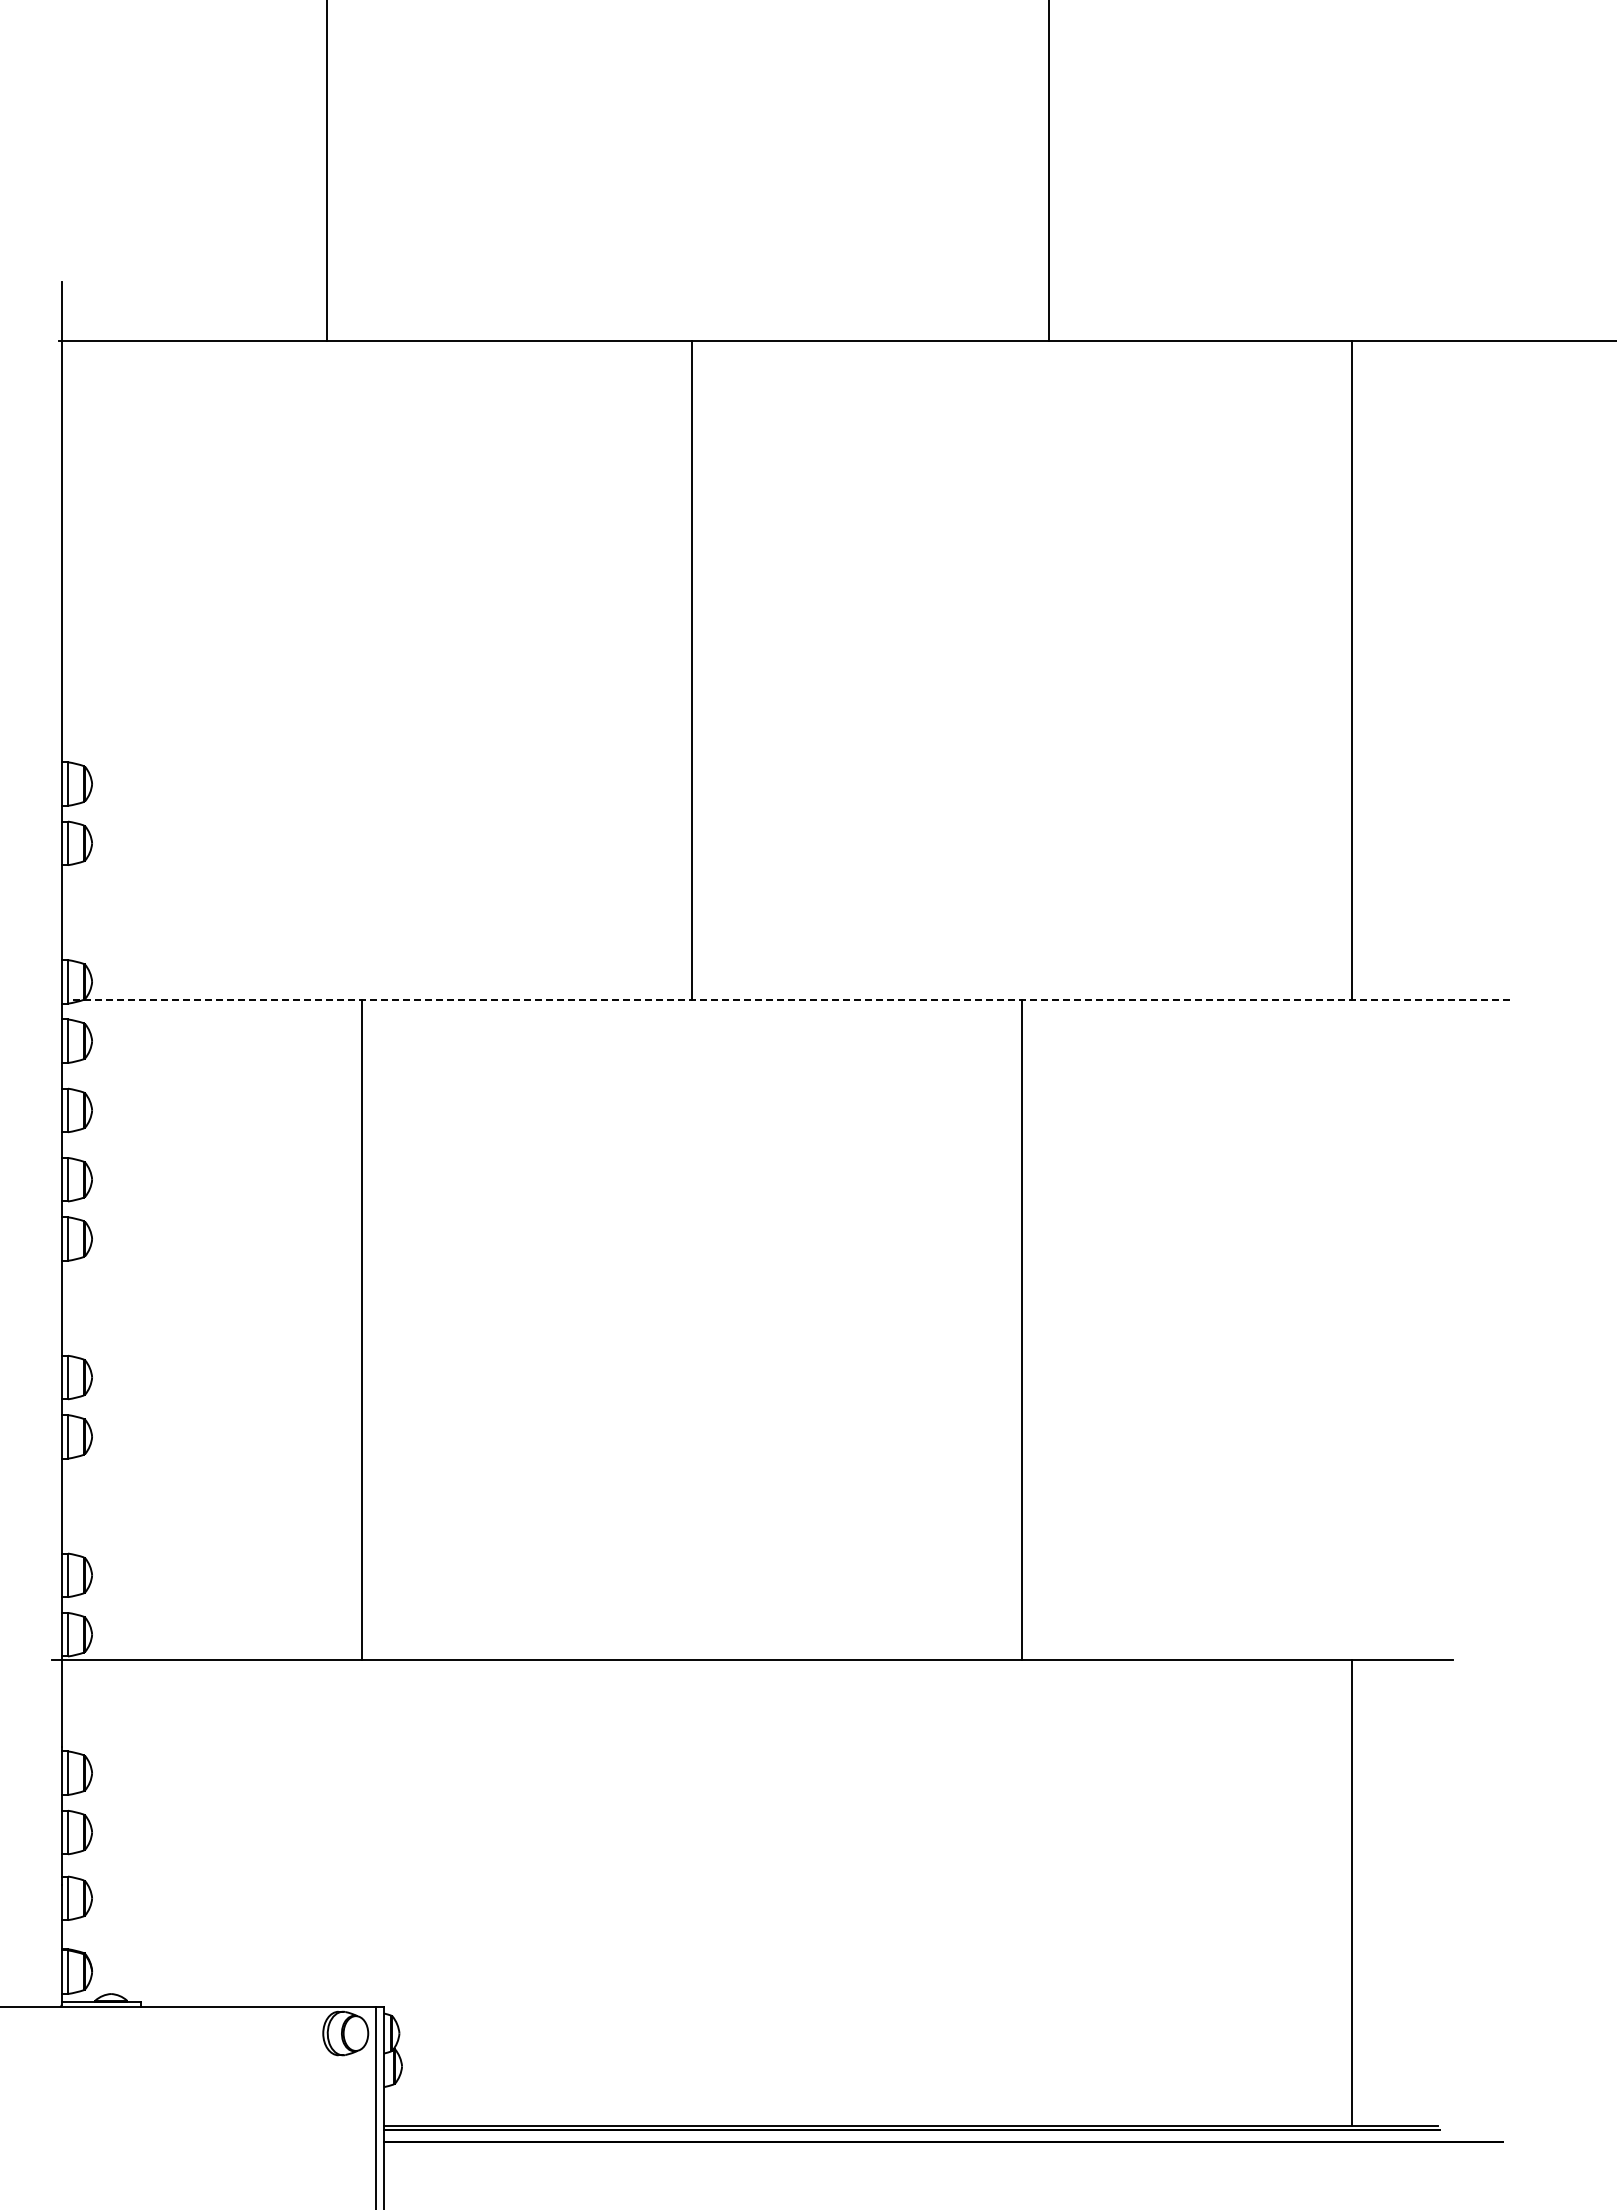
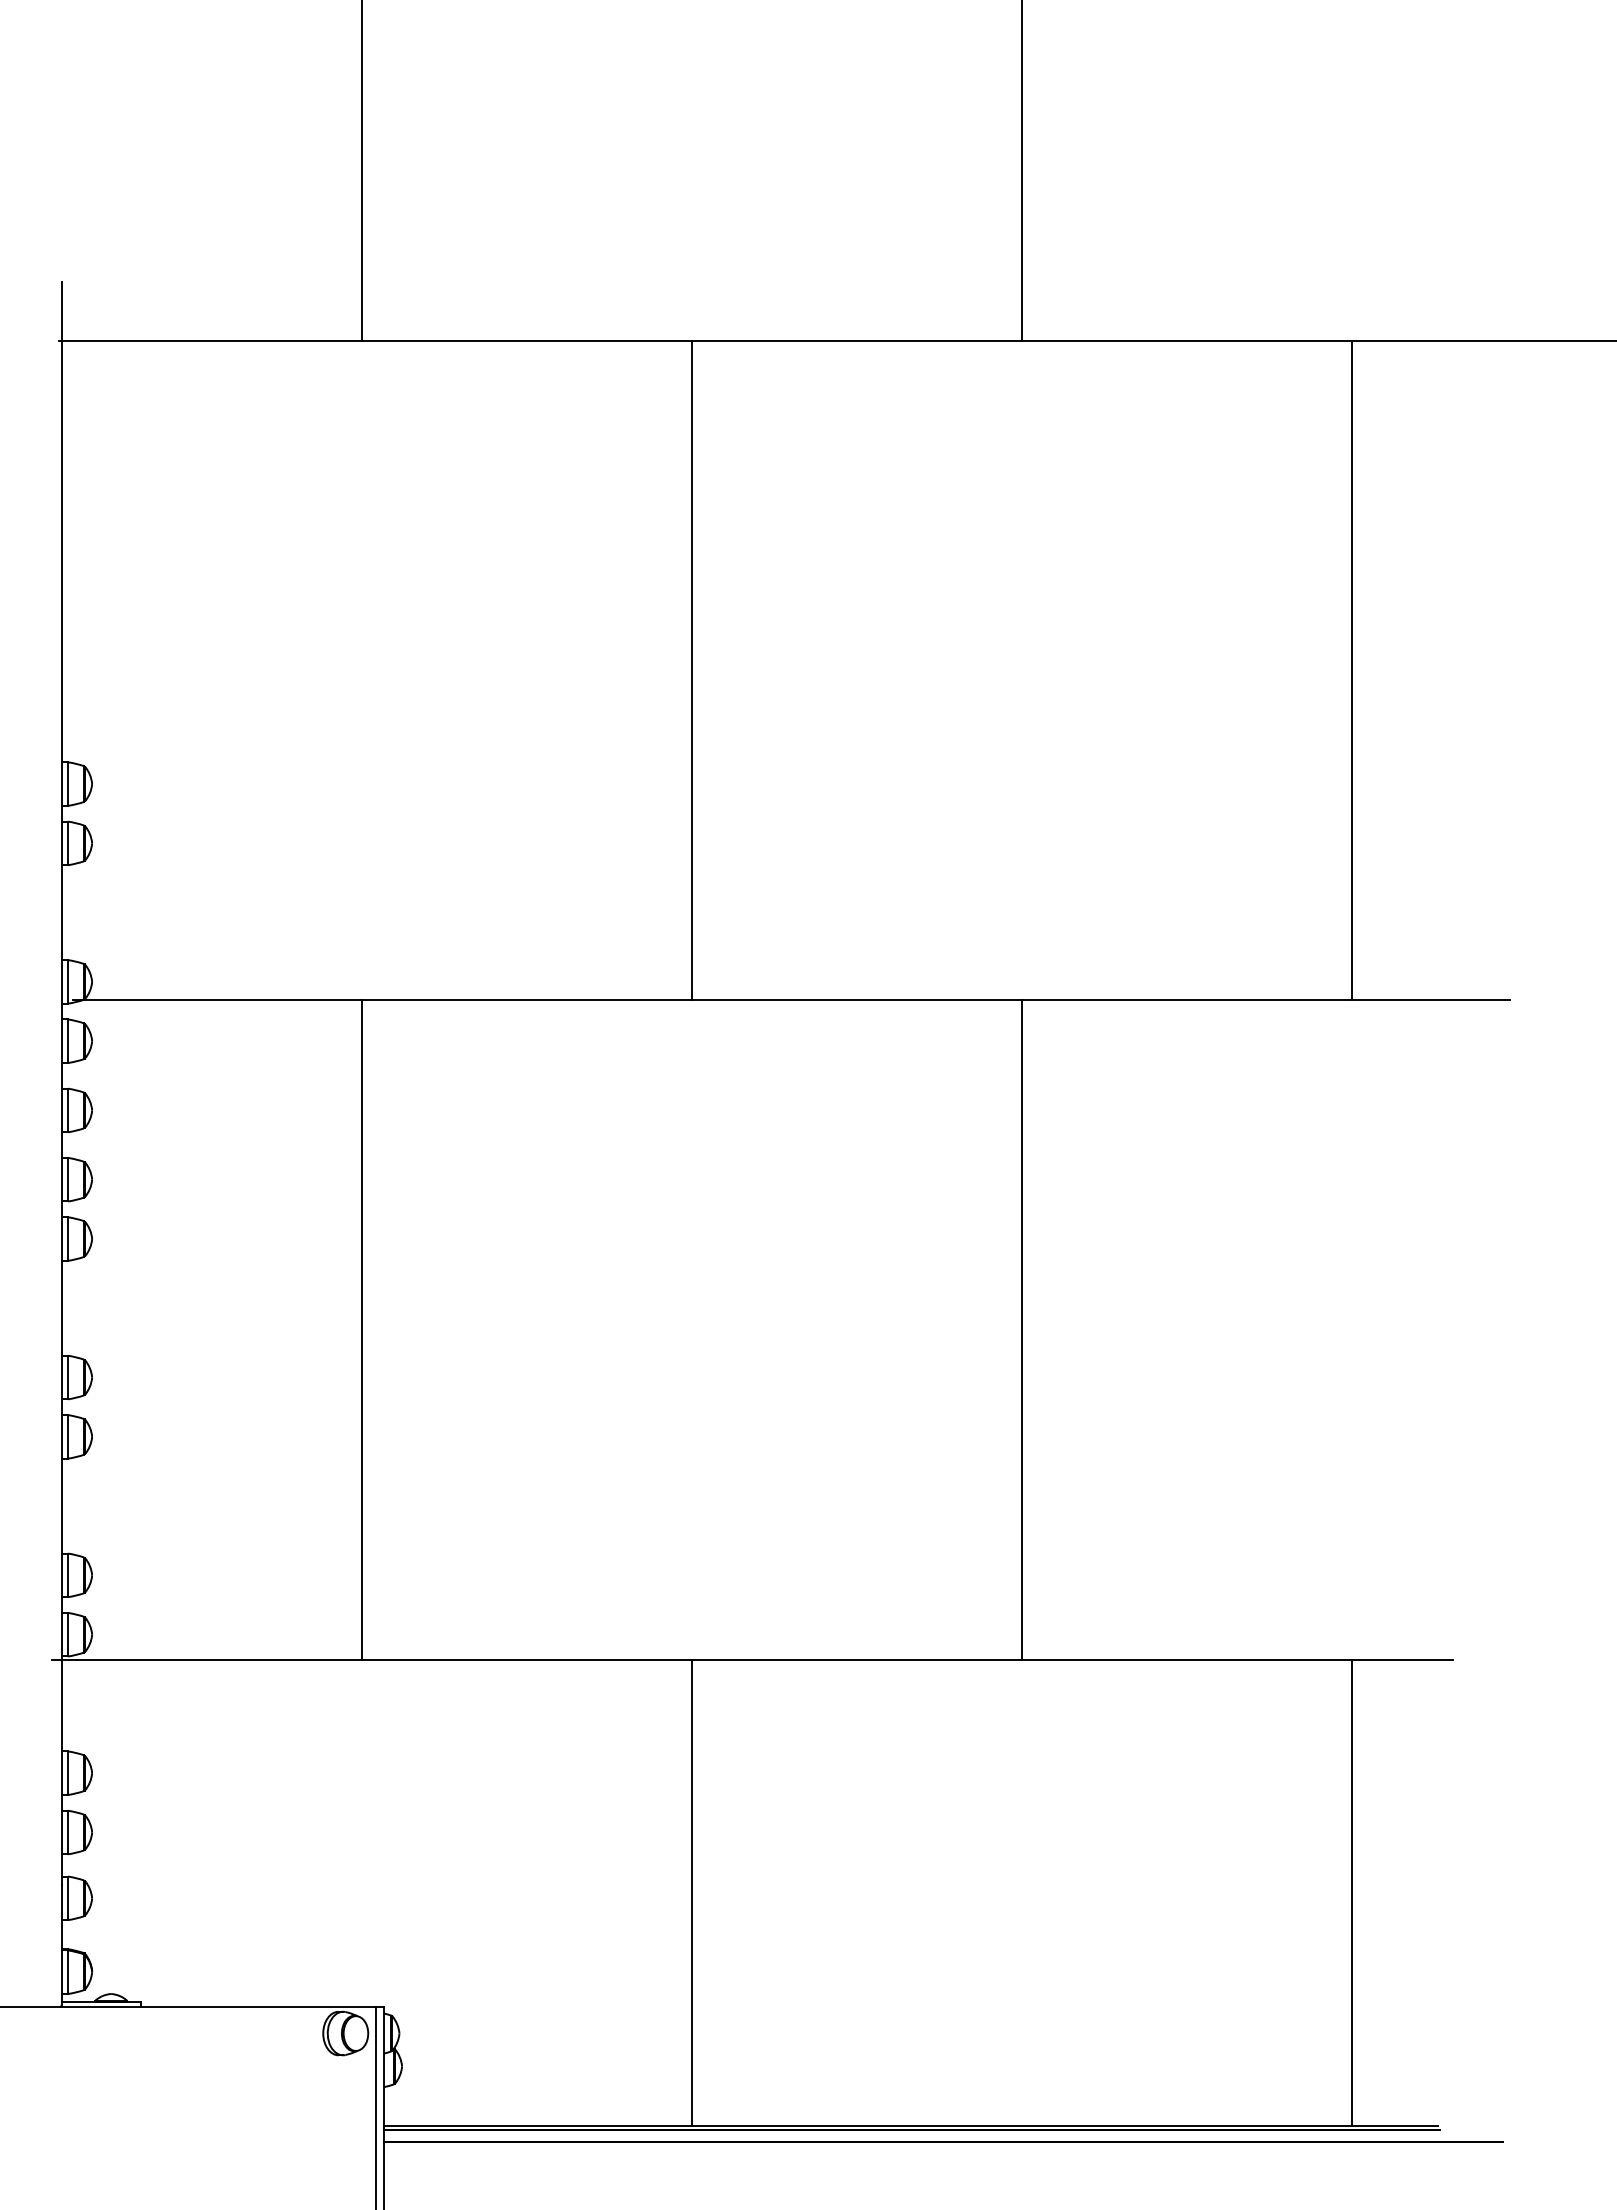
line position: (327, 171) -> (362, 171) (362, 171)
line position: (1048, 171) -> (1021, 171) (1021, 171)
line: dashed -> solid (791, 1000)
line: none -> present (692, 1892)
